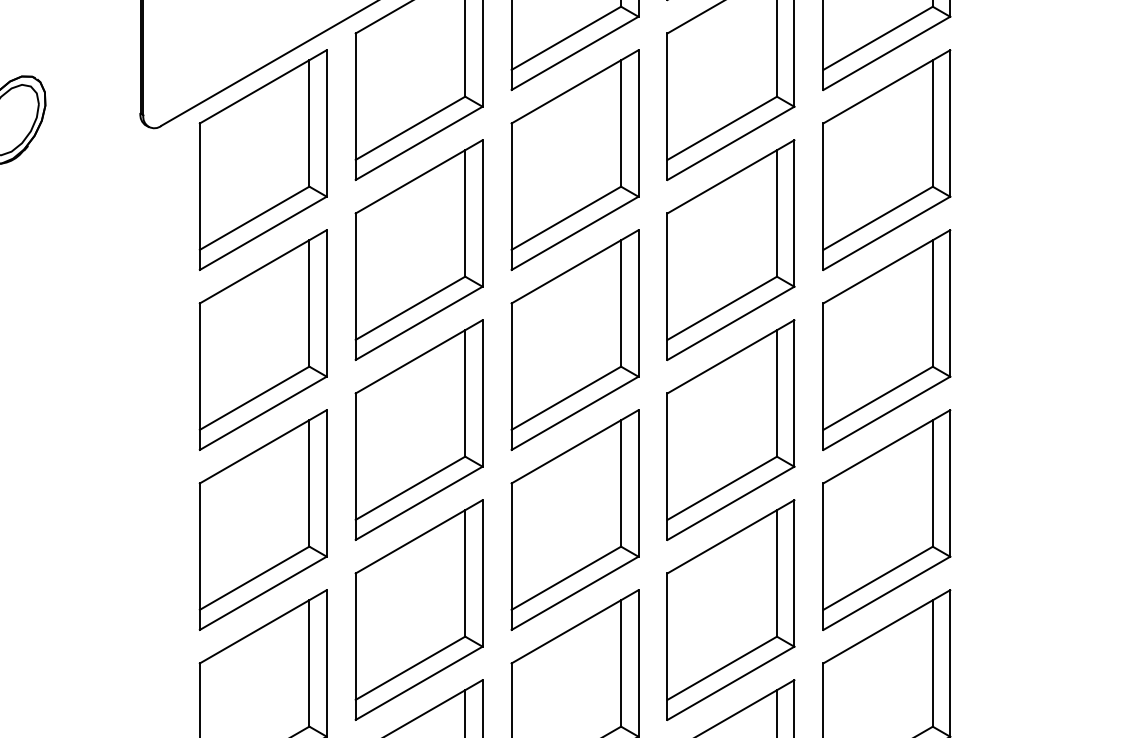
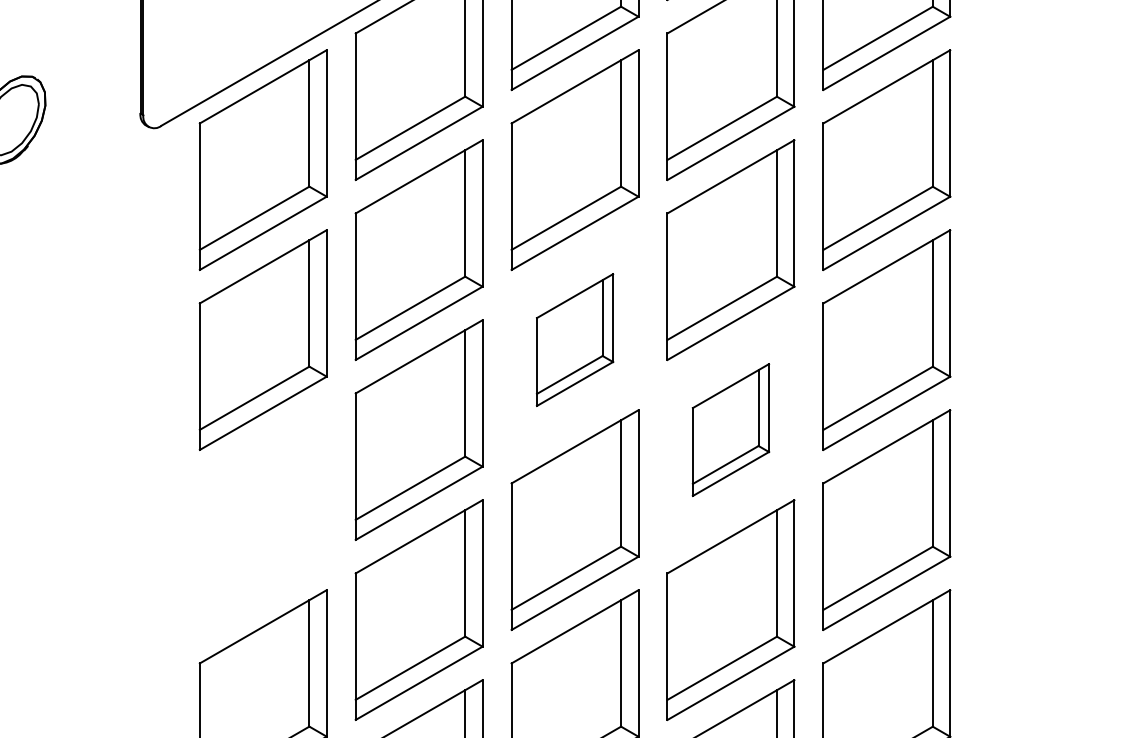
part size: 130x222 px -> 79x134 px (575, 339)
part size: 130x222 px -> 80x134 px (730, 429)
part: present -> none (262, 519)
